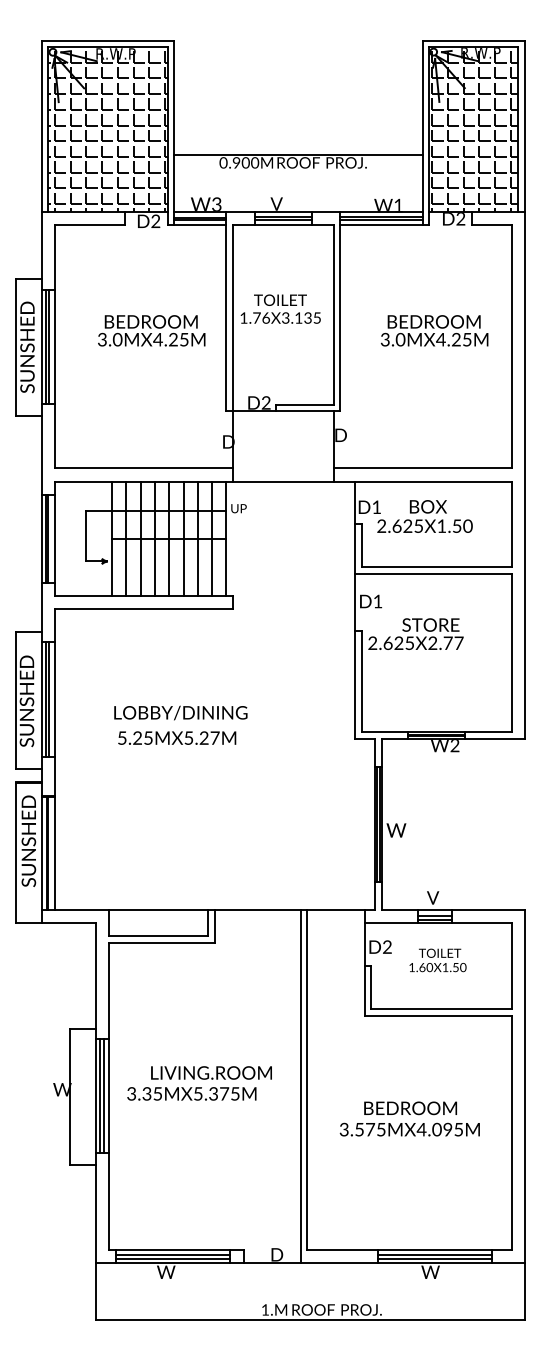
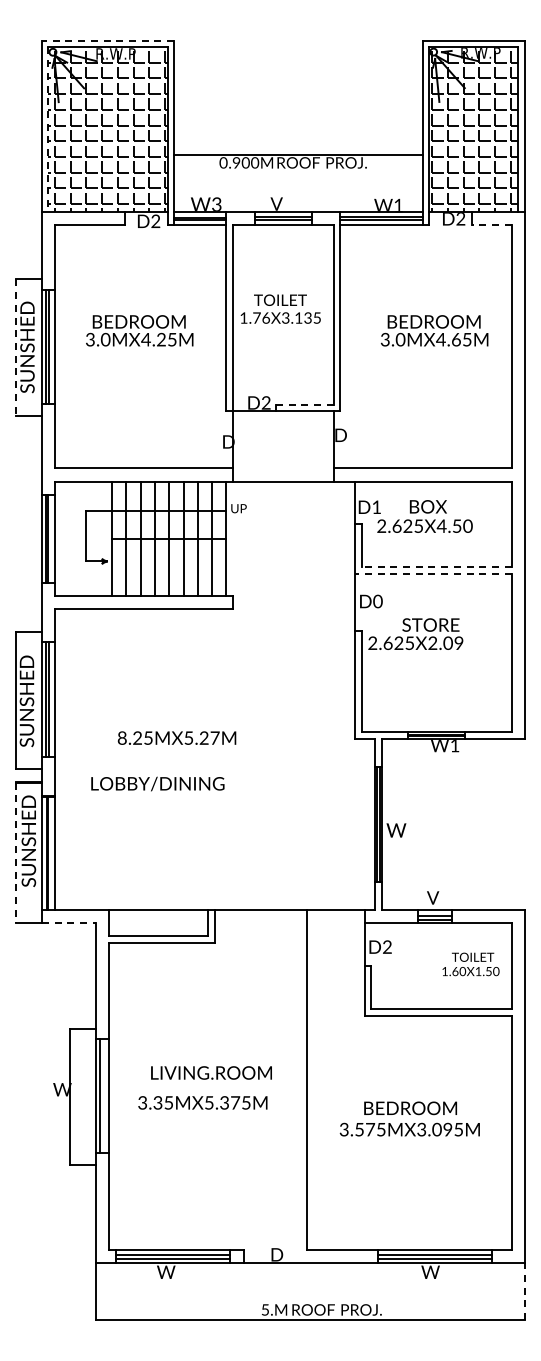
line: solid -> dashed (107, 40)
line: solid -> dashed (48, 130)
line: solid -> dashed (492, 225)
text position: (151, 330) -> (139, 330) (139, 330)
text: 3.0MX4.25M -> 3.0MX4.65M (456, 339)
line: solid -> dashed (16, 348)
line: solid -> dashed (304, 404)
text: 2.625X1.50 -> 2.625X4.50 (441, 525)
line: solid -> dashed (436, 567)
line: solid -> dashed (432, 573)
text: D1 -> D0 (377, 601)
text: 2.625X2.77 -> 2.625X2.09 (453, 642)
text position: (180, 712) -> (157, 783) (157, 783)
text: 5.25MX5.27M -> 8.25MX5.27M (121, 737)
text: W2 -> W1 (454, 746)
line: solid -> dashed (16, 853)
line: solid -> dashed (69, 923)
text position: (437, 960) -> (470, 964) (470, 964)
line: present -> none (300, 1086)
text position: (191, 1093) -> (202, 1102) (202, 1102)
line: present -> none (103, 1096)
text: 3.575MX4.095M -> 3.575MX3.095M (421, 1129)
line: solid -> dashed (524, 1291)
text: 1.M -> 5.M (264, 1309)
